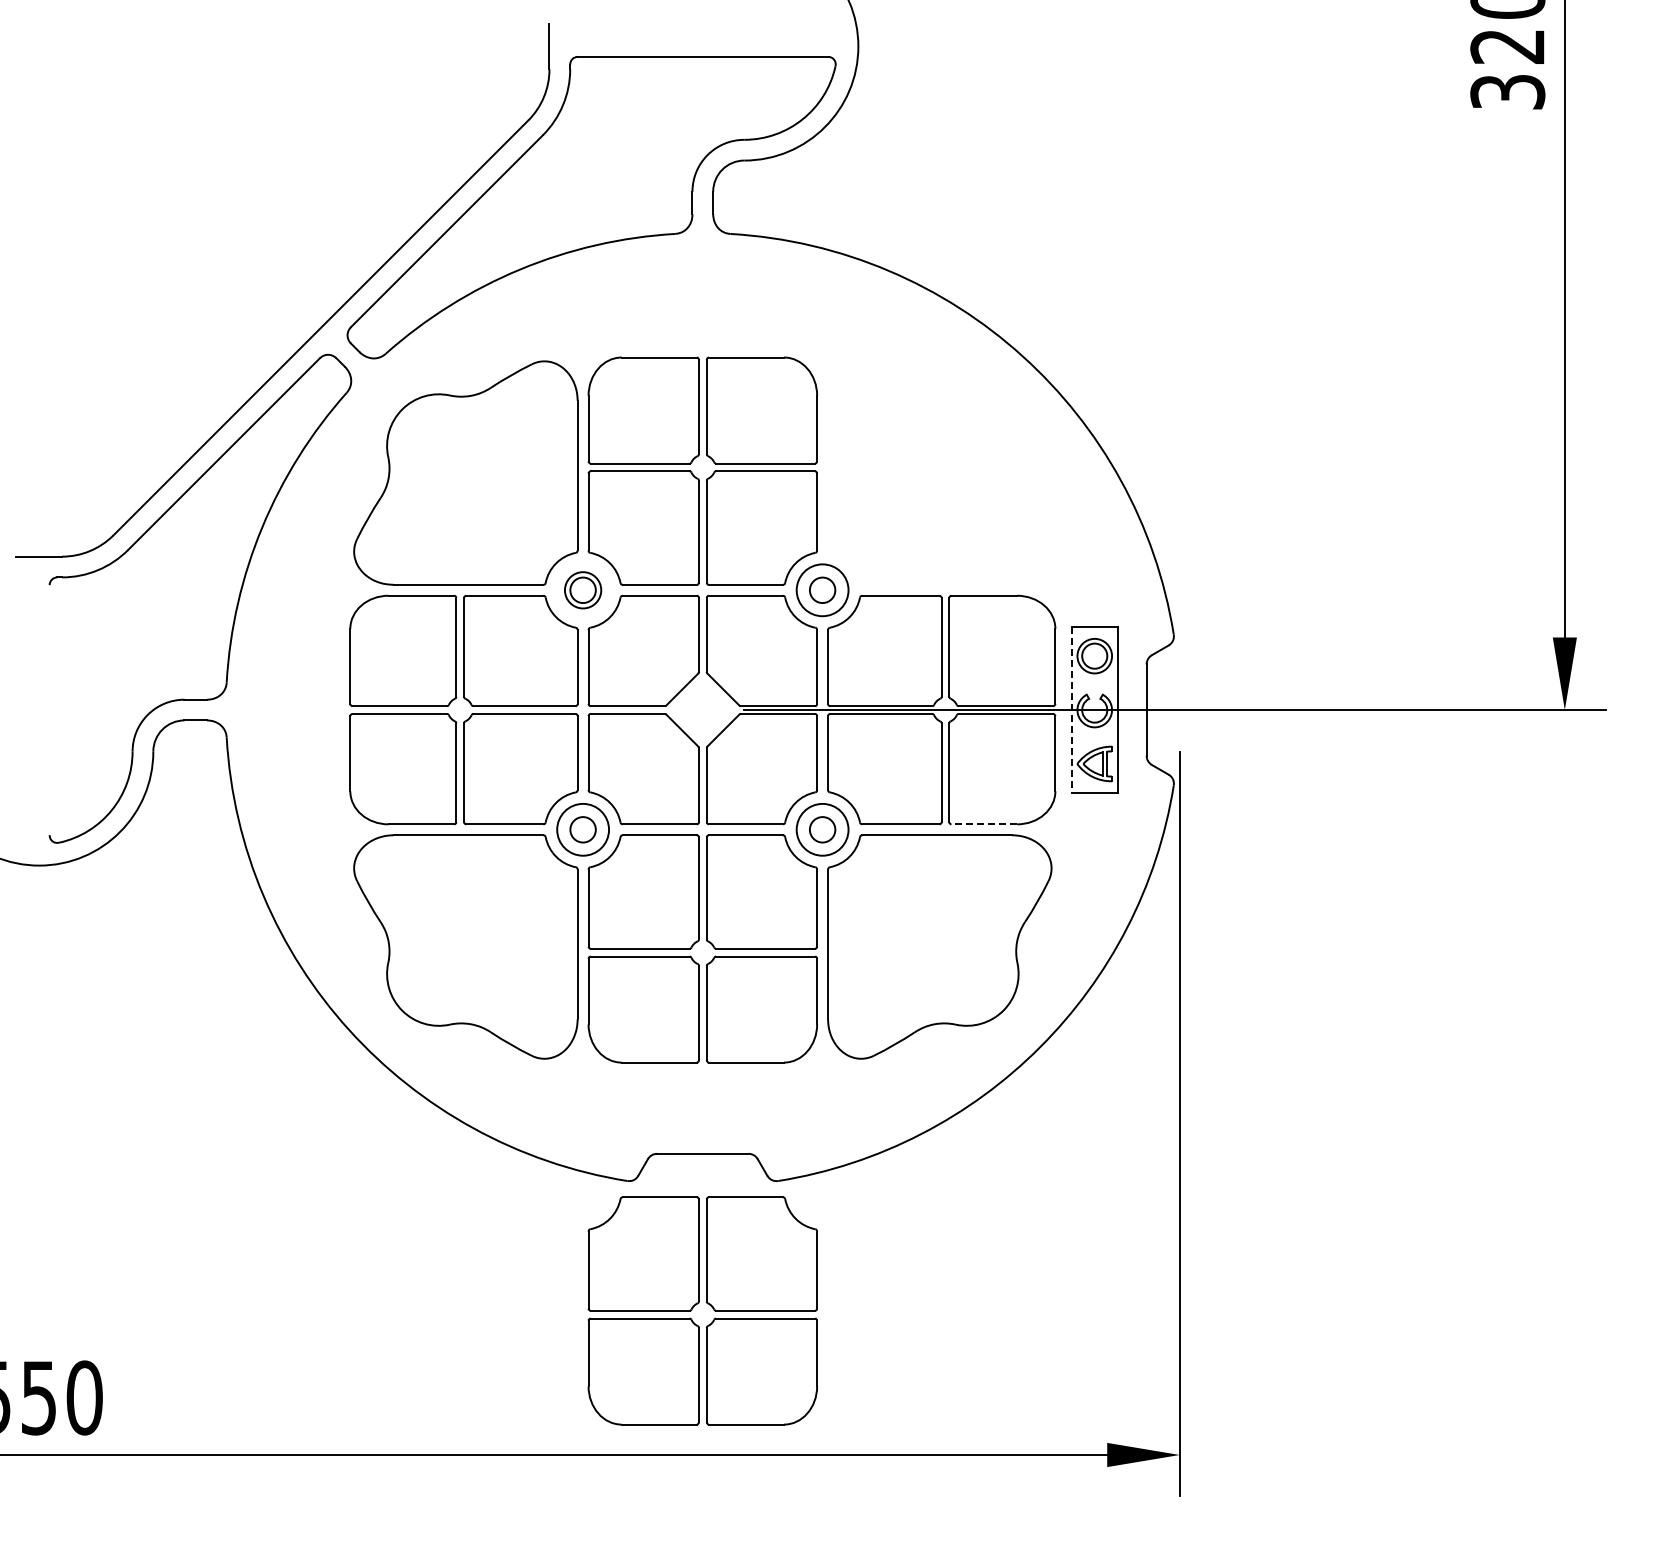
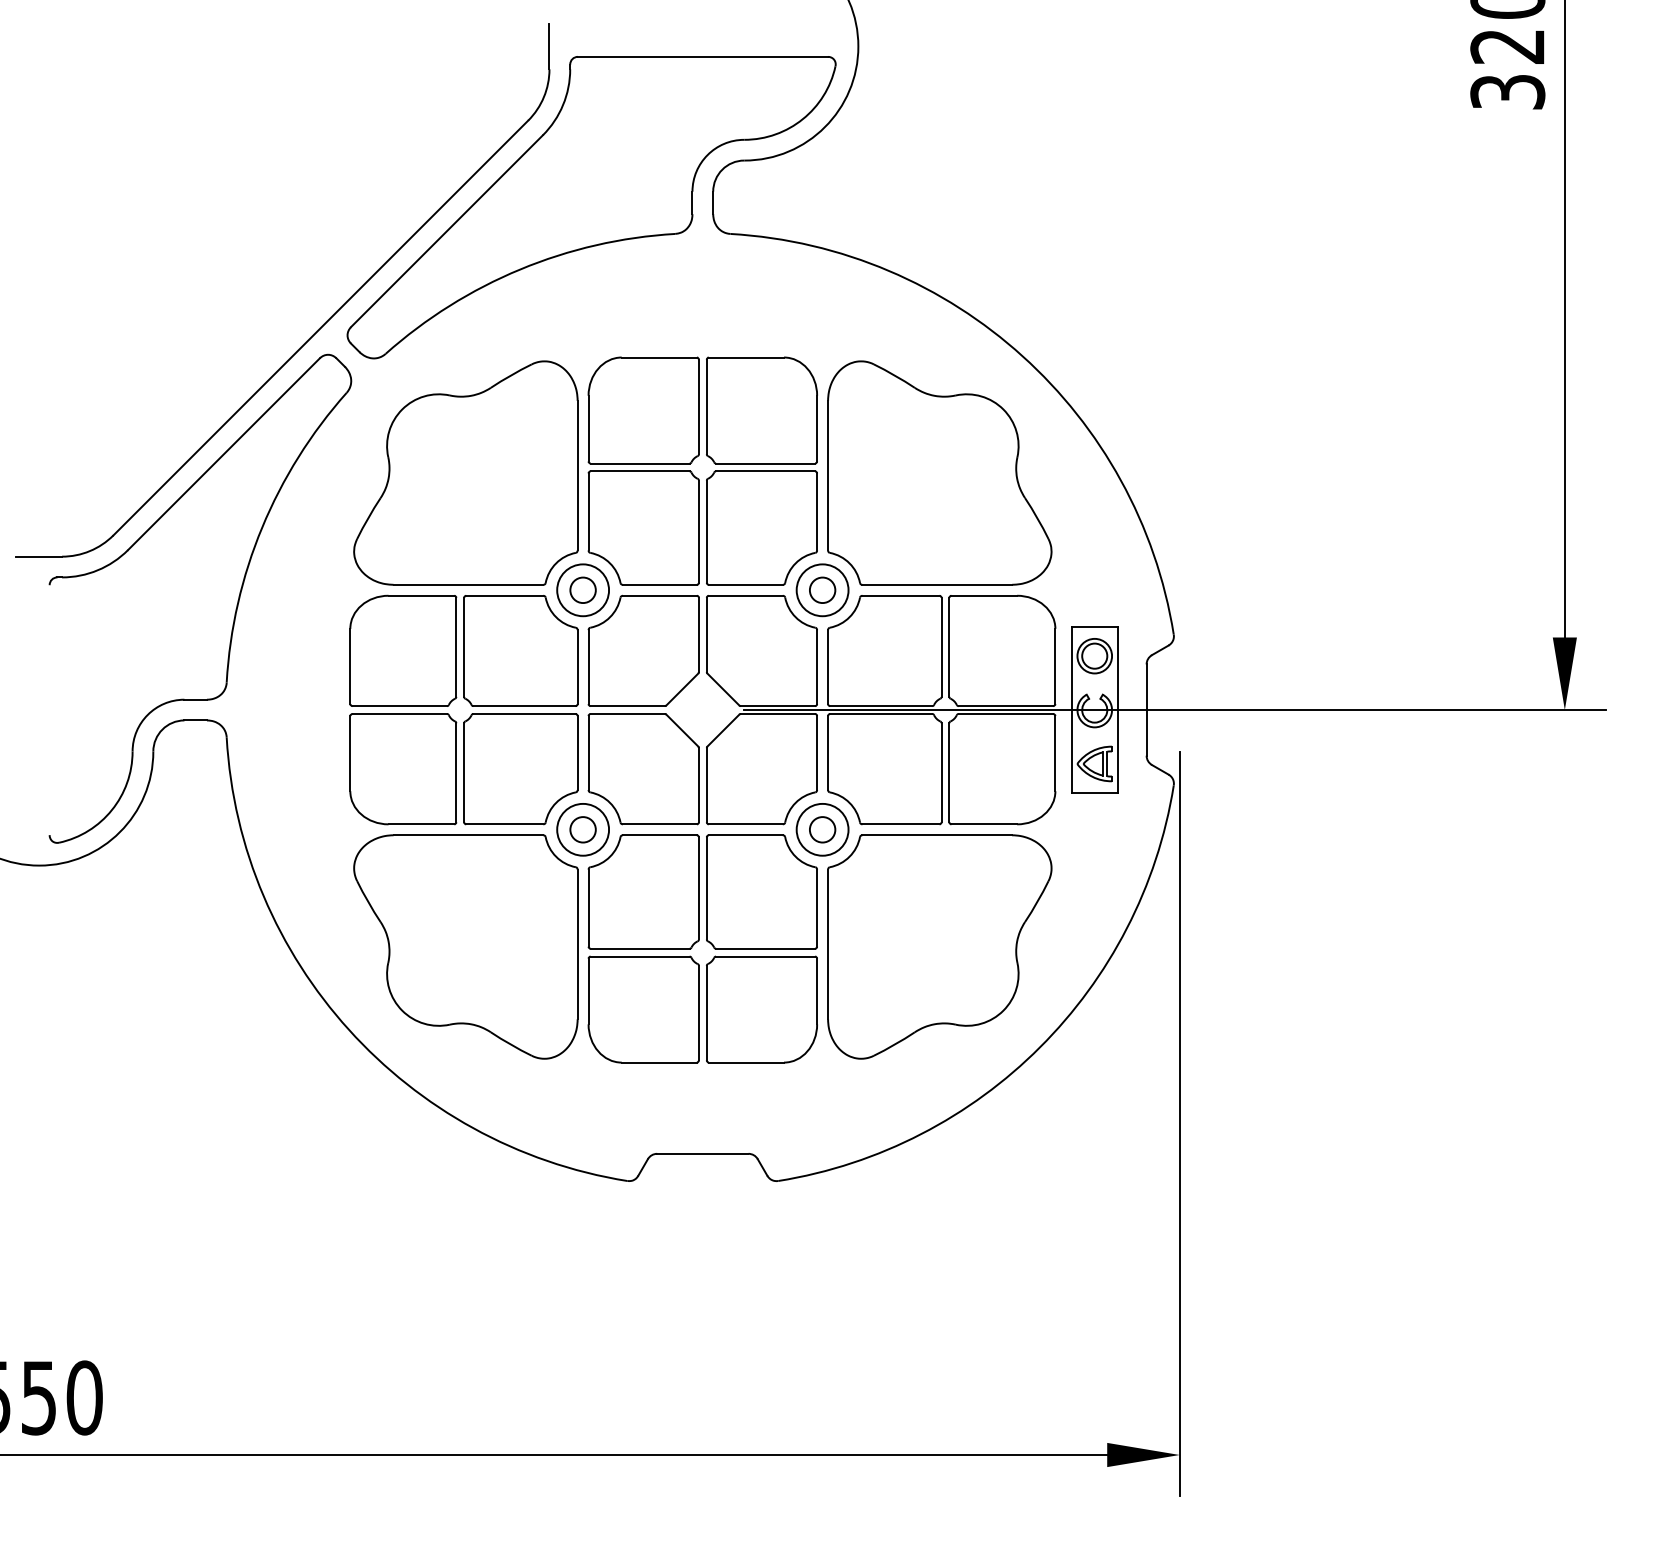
part: none -> present (939, 472)
circle diameter: 36 px -> 52 px (583, 590)
line: dashed -> solid (1071, 710)
line: dashed -> solid (984, 824)
part: present -> none (699, 1303)
